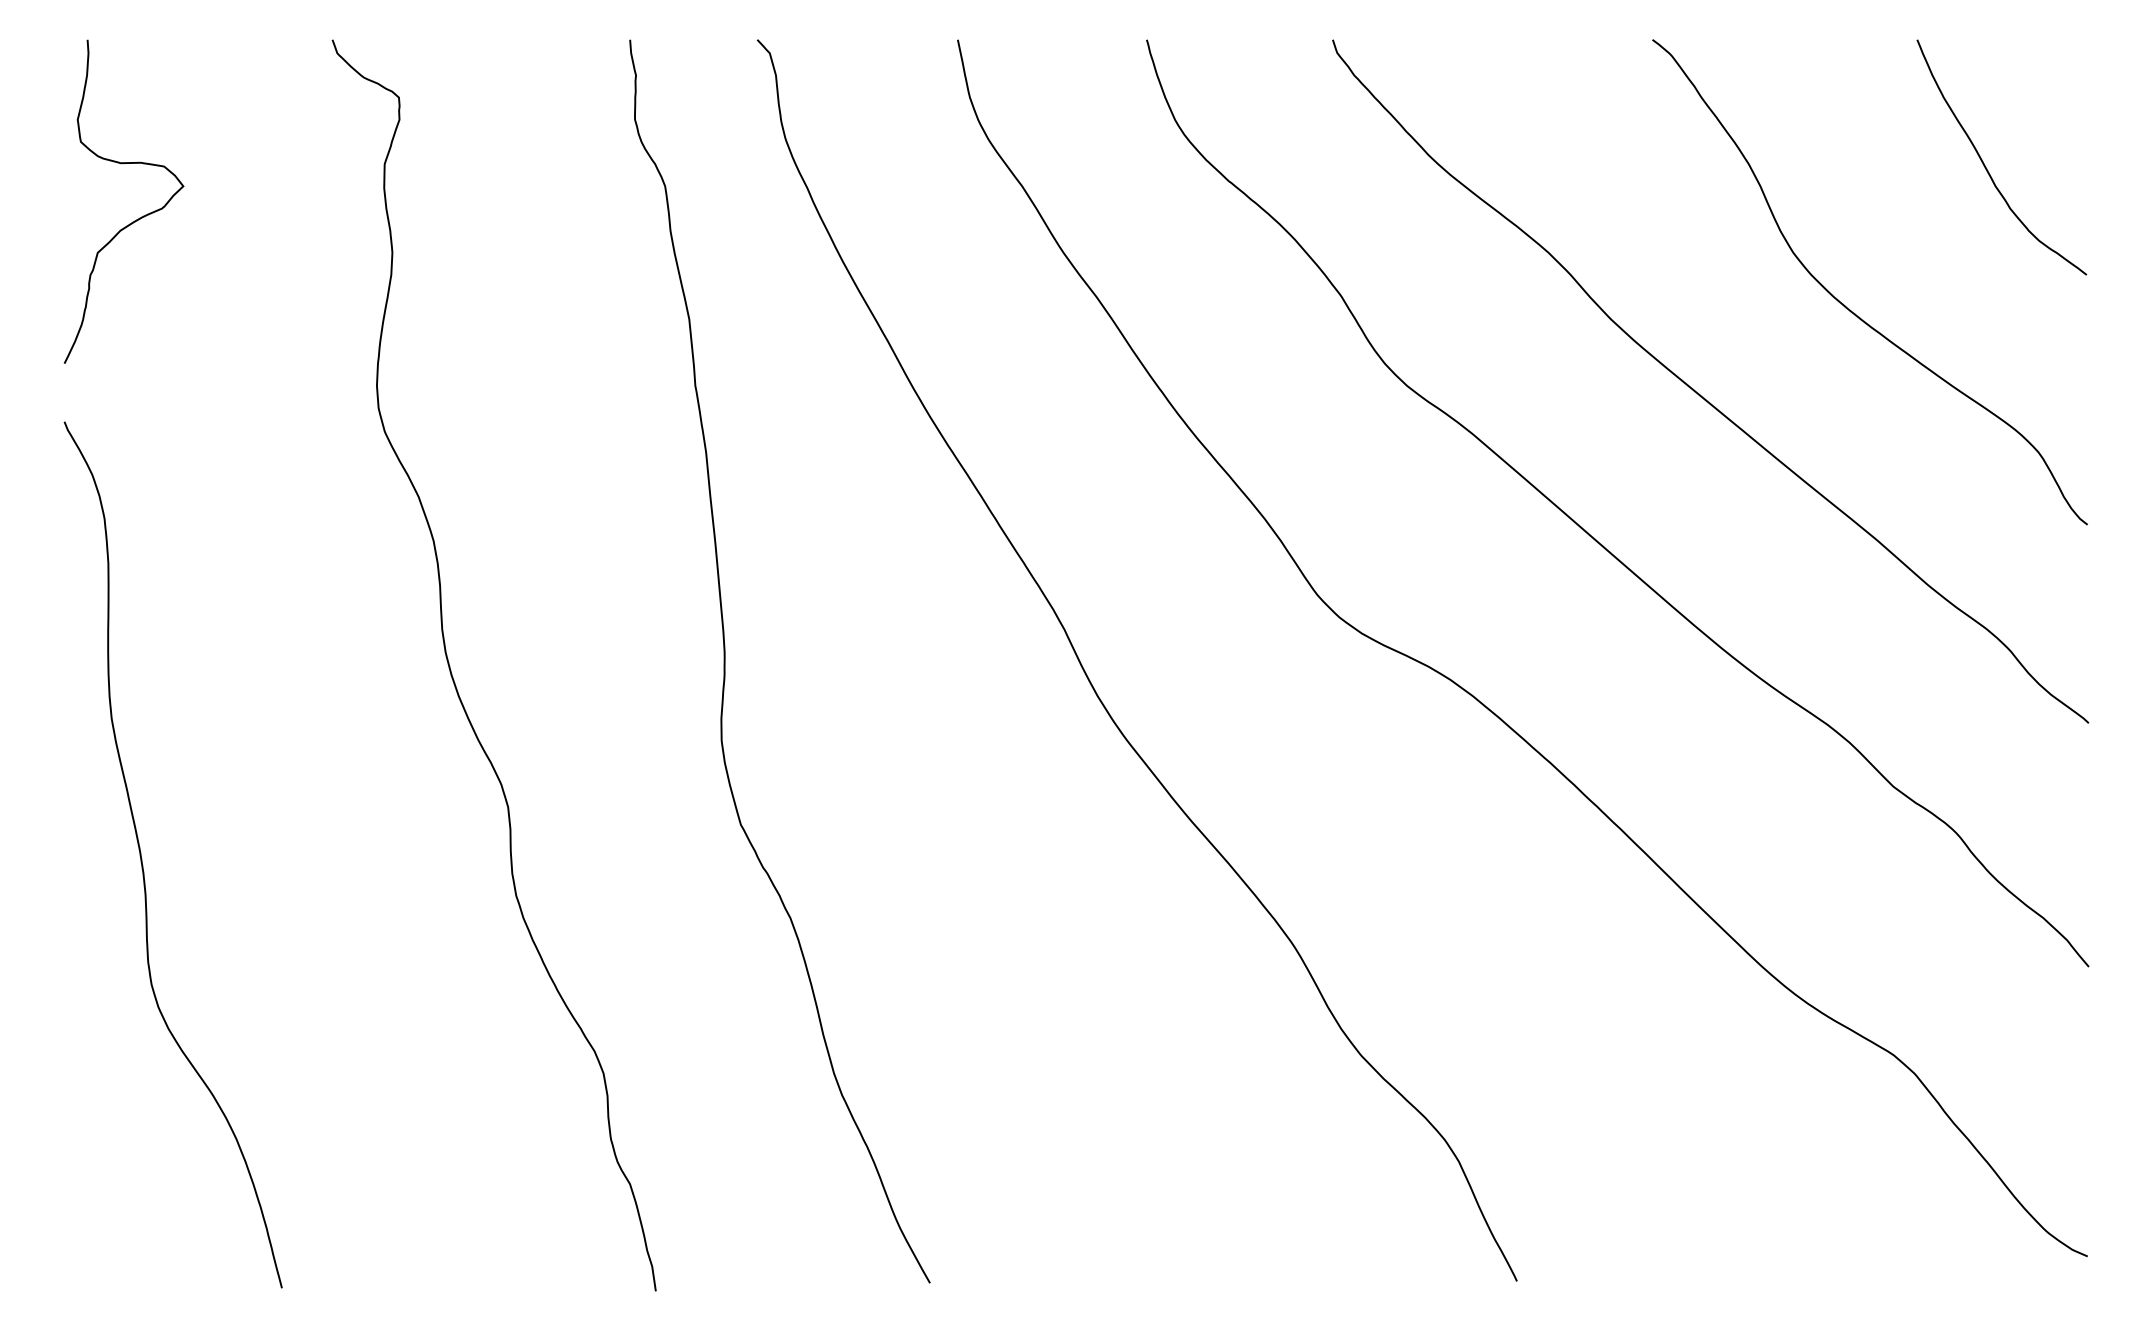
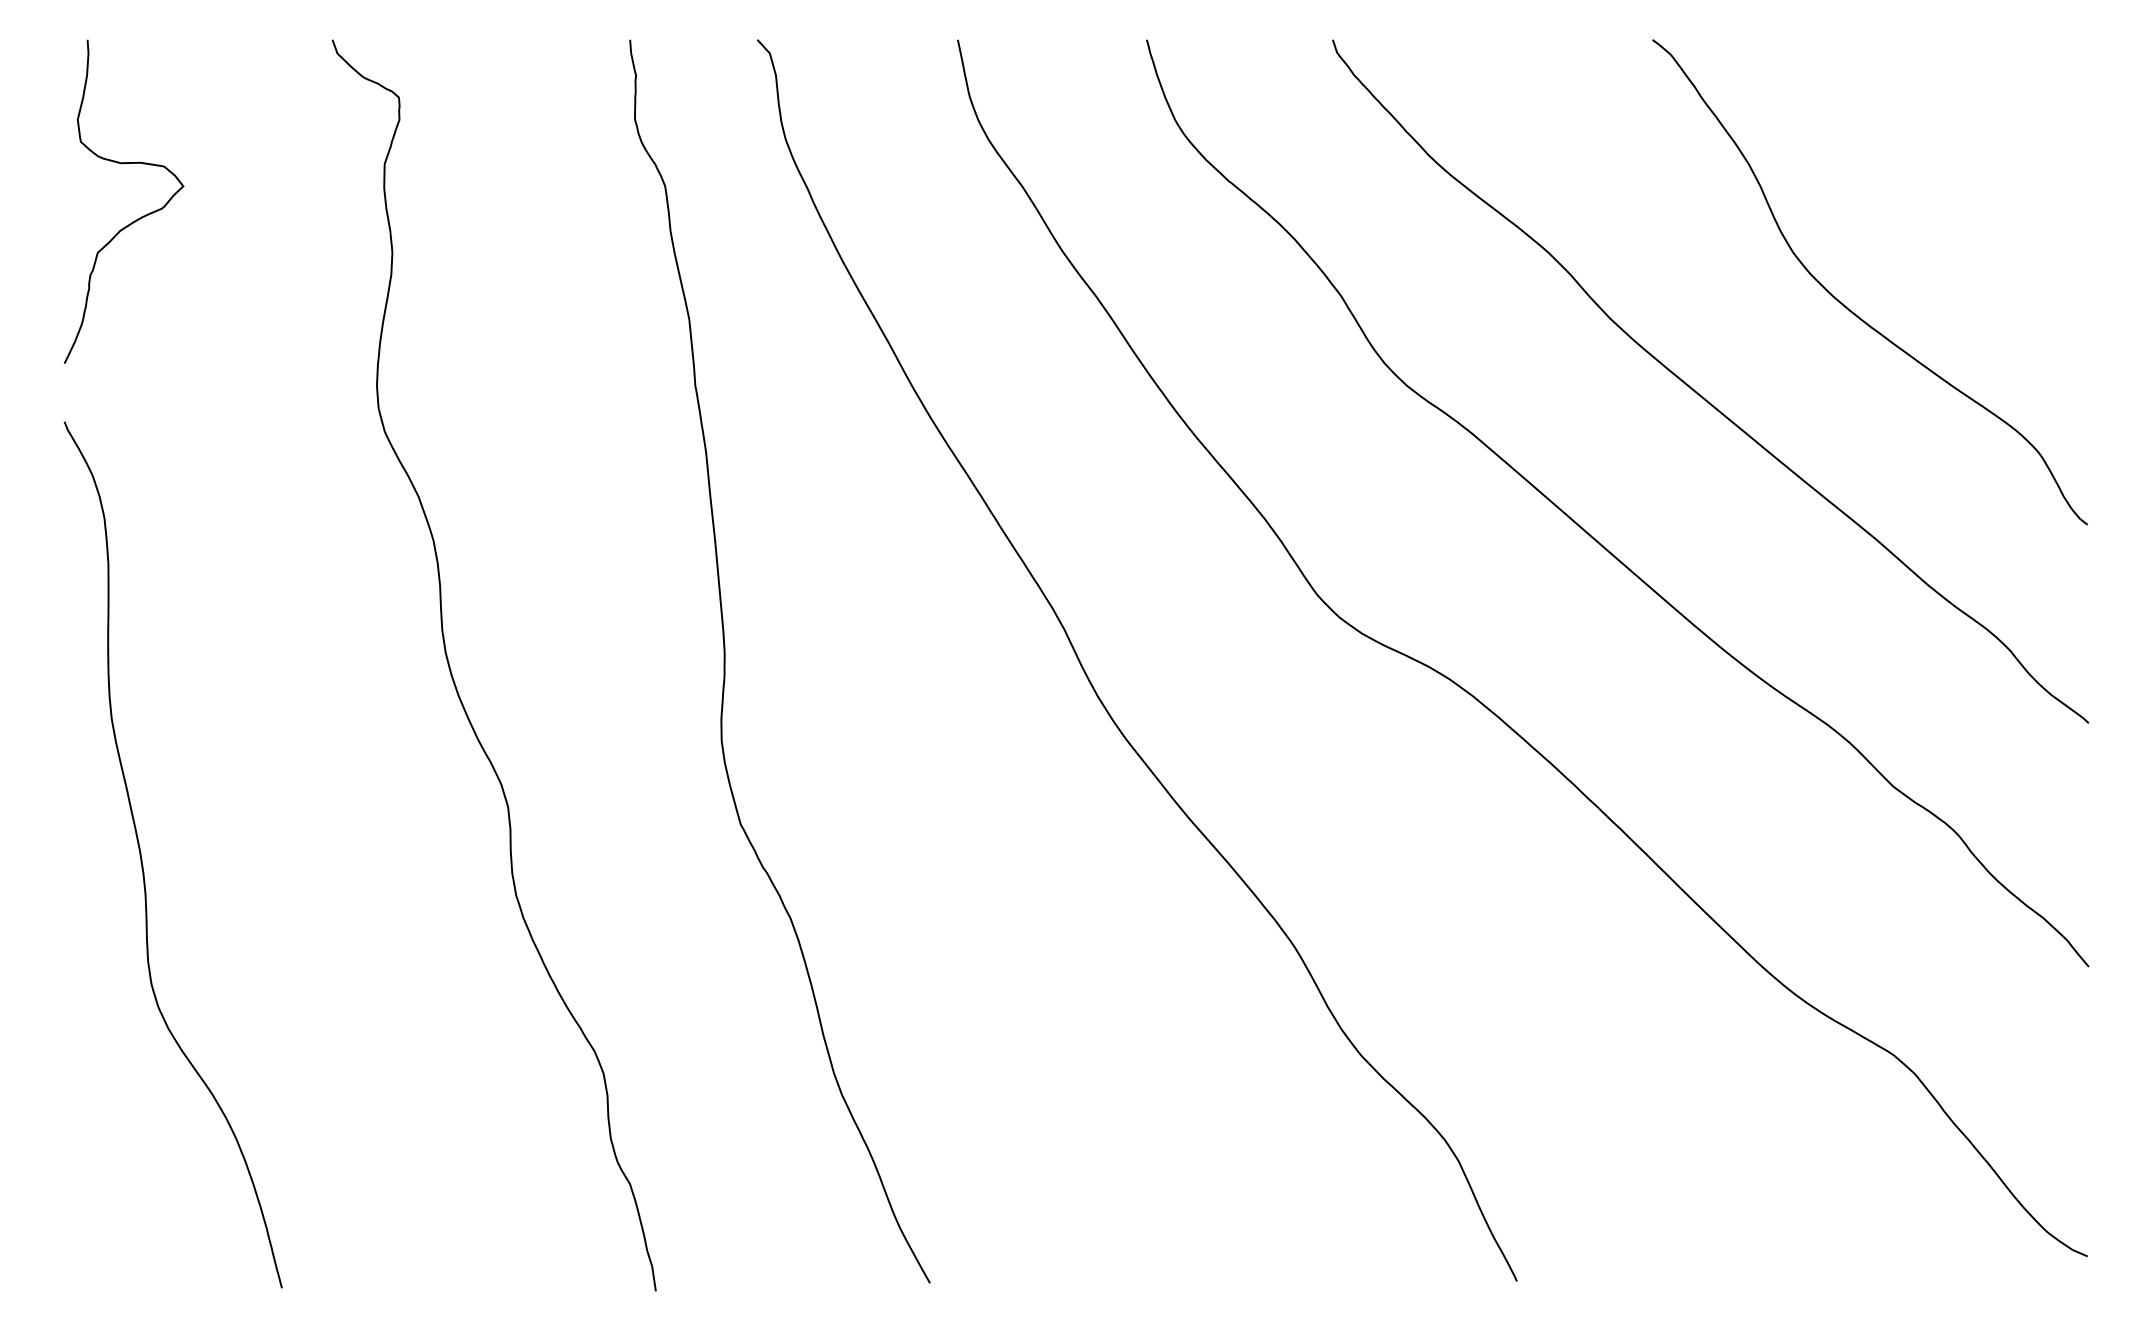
curve: present -> none (1987, 168)
